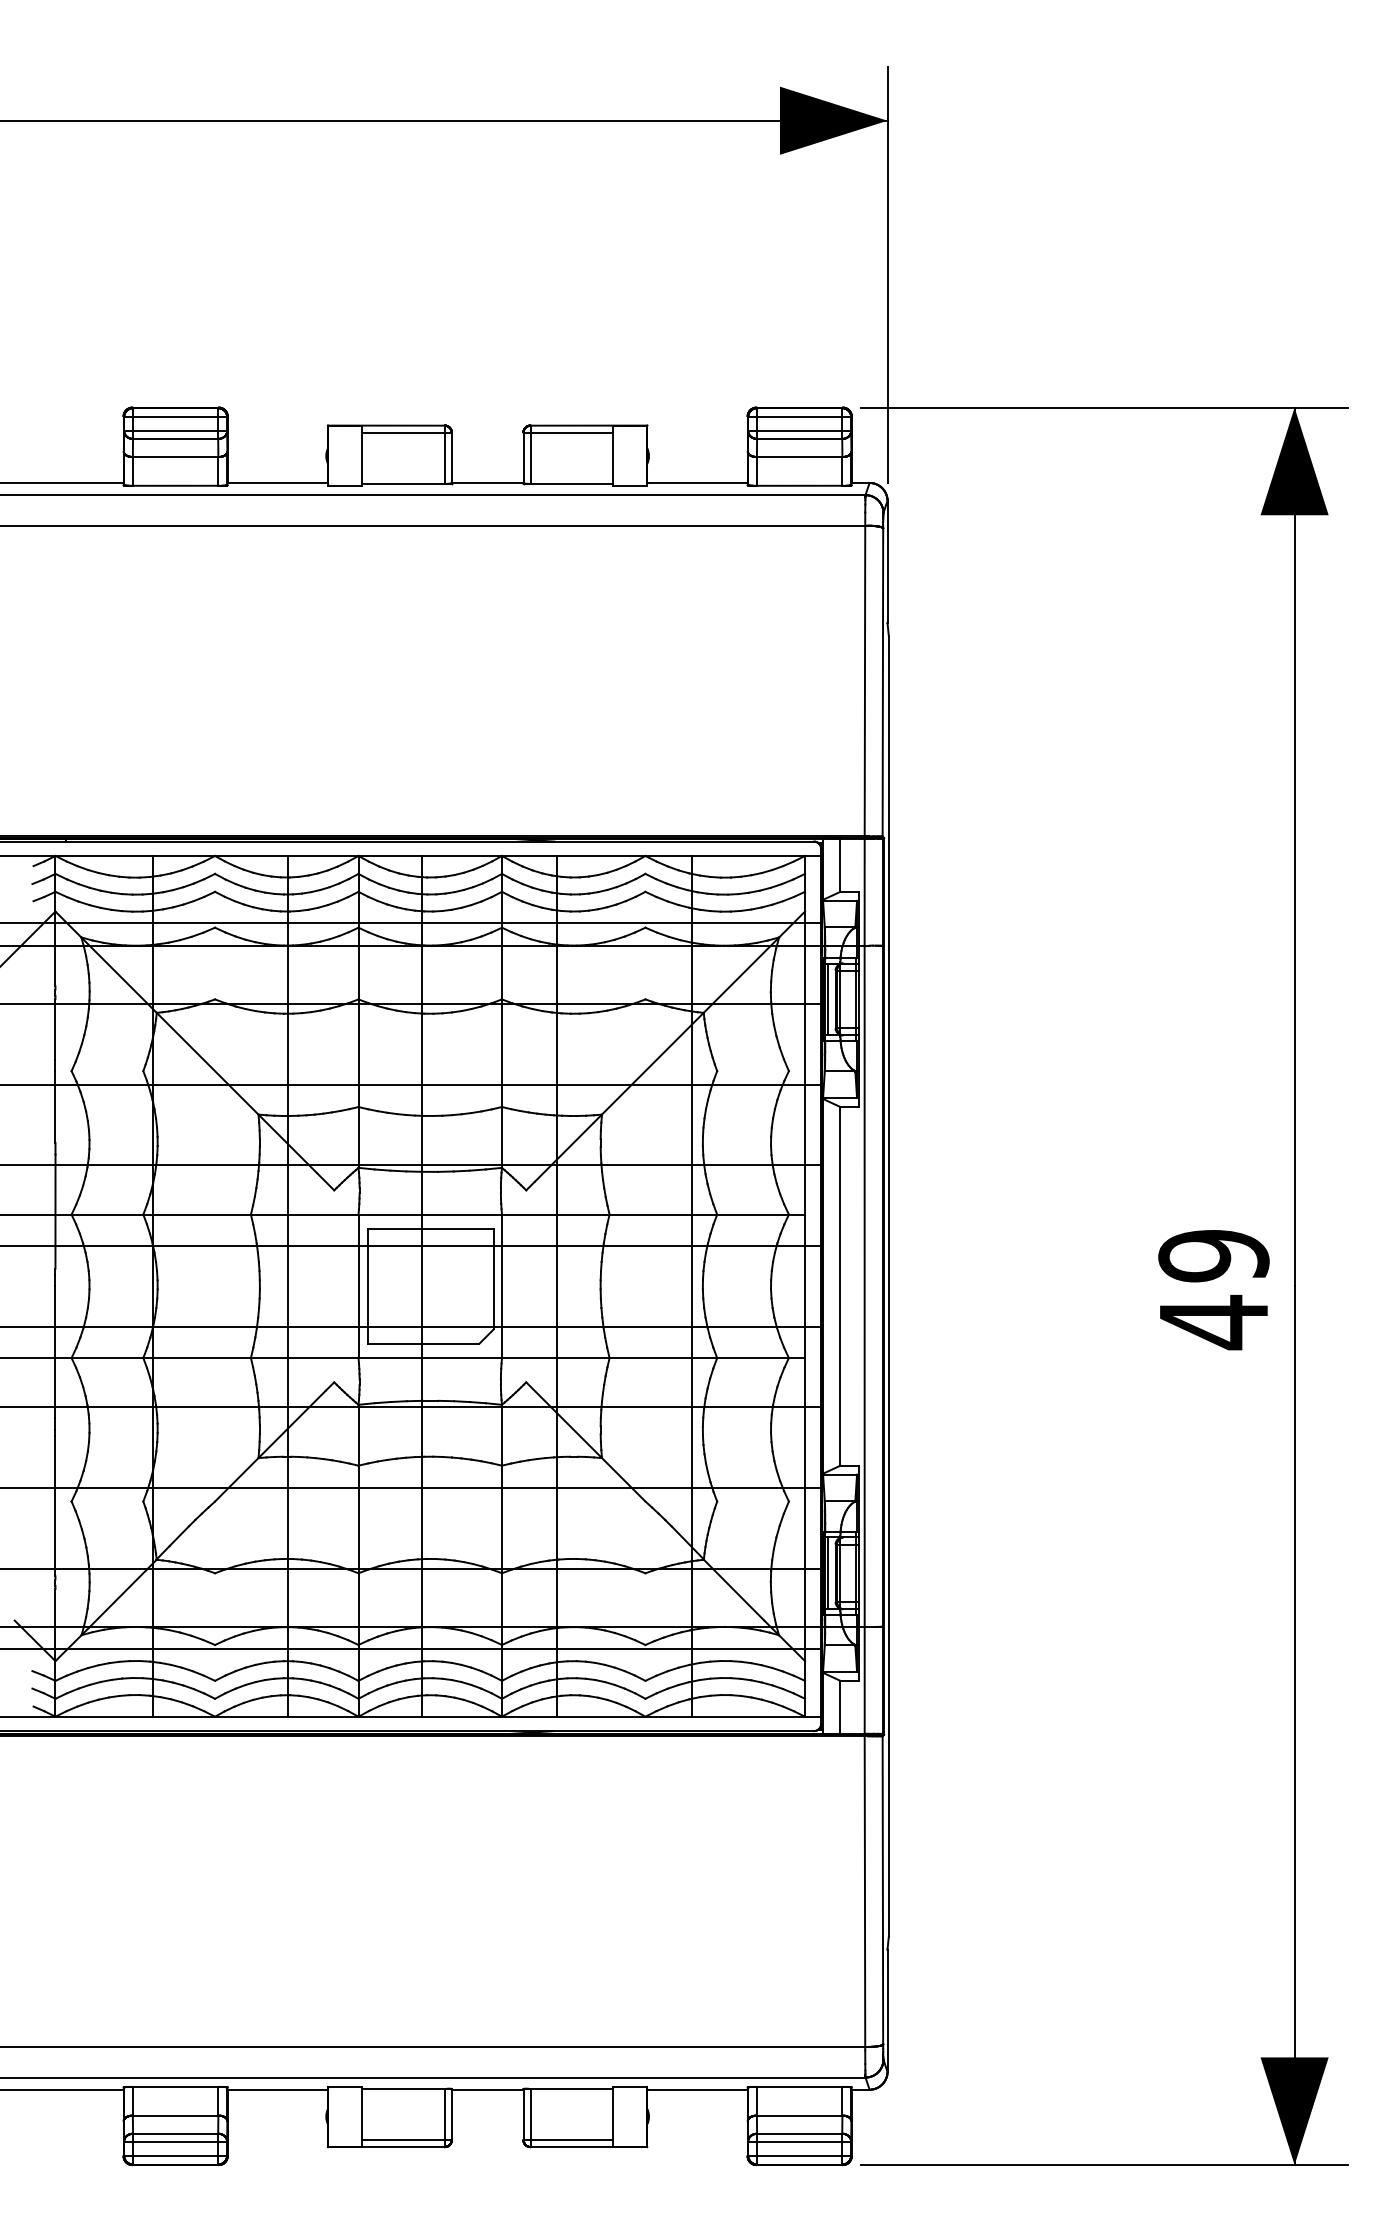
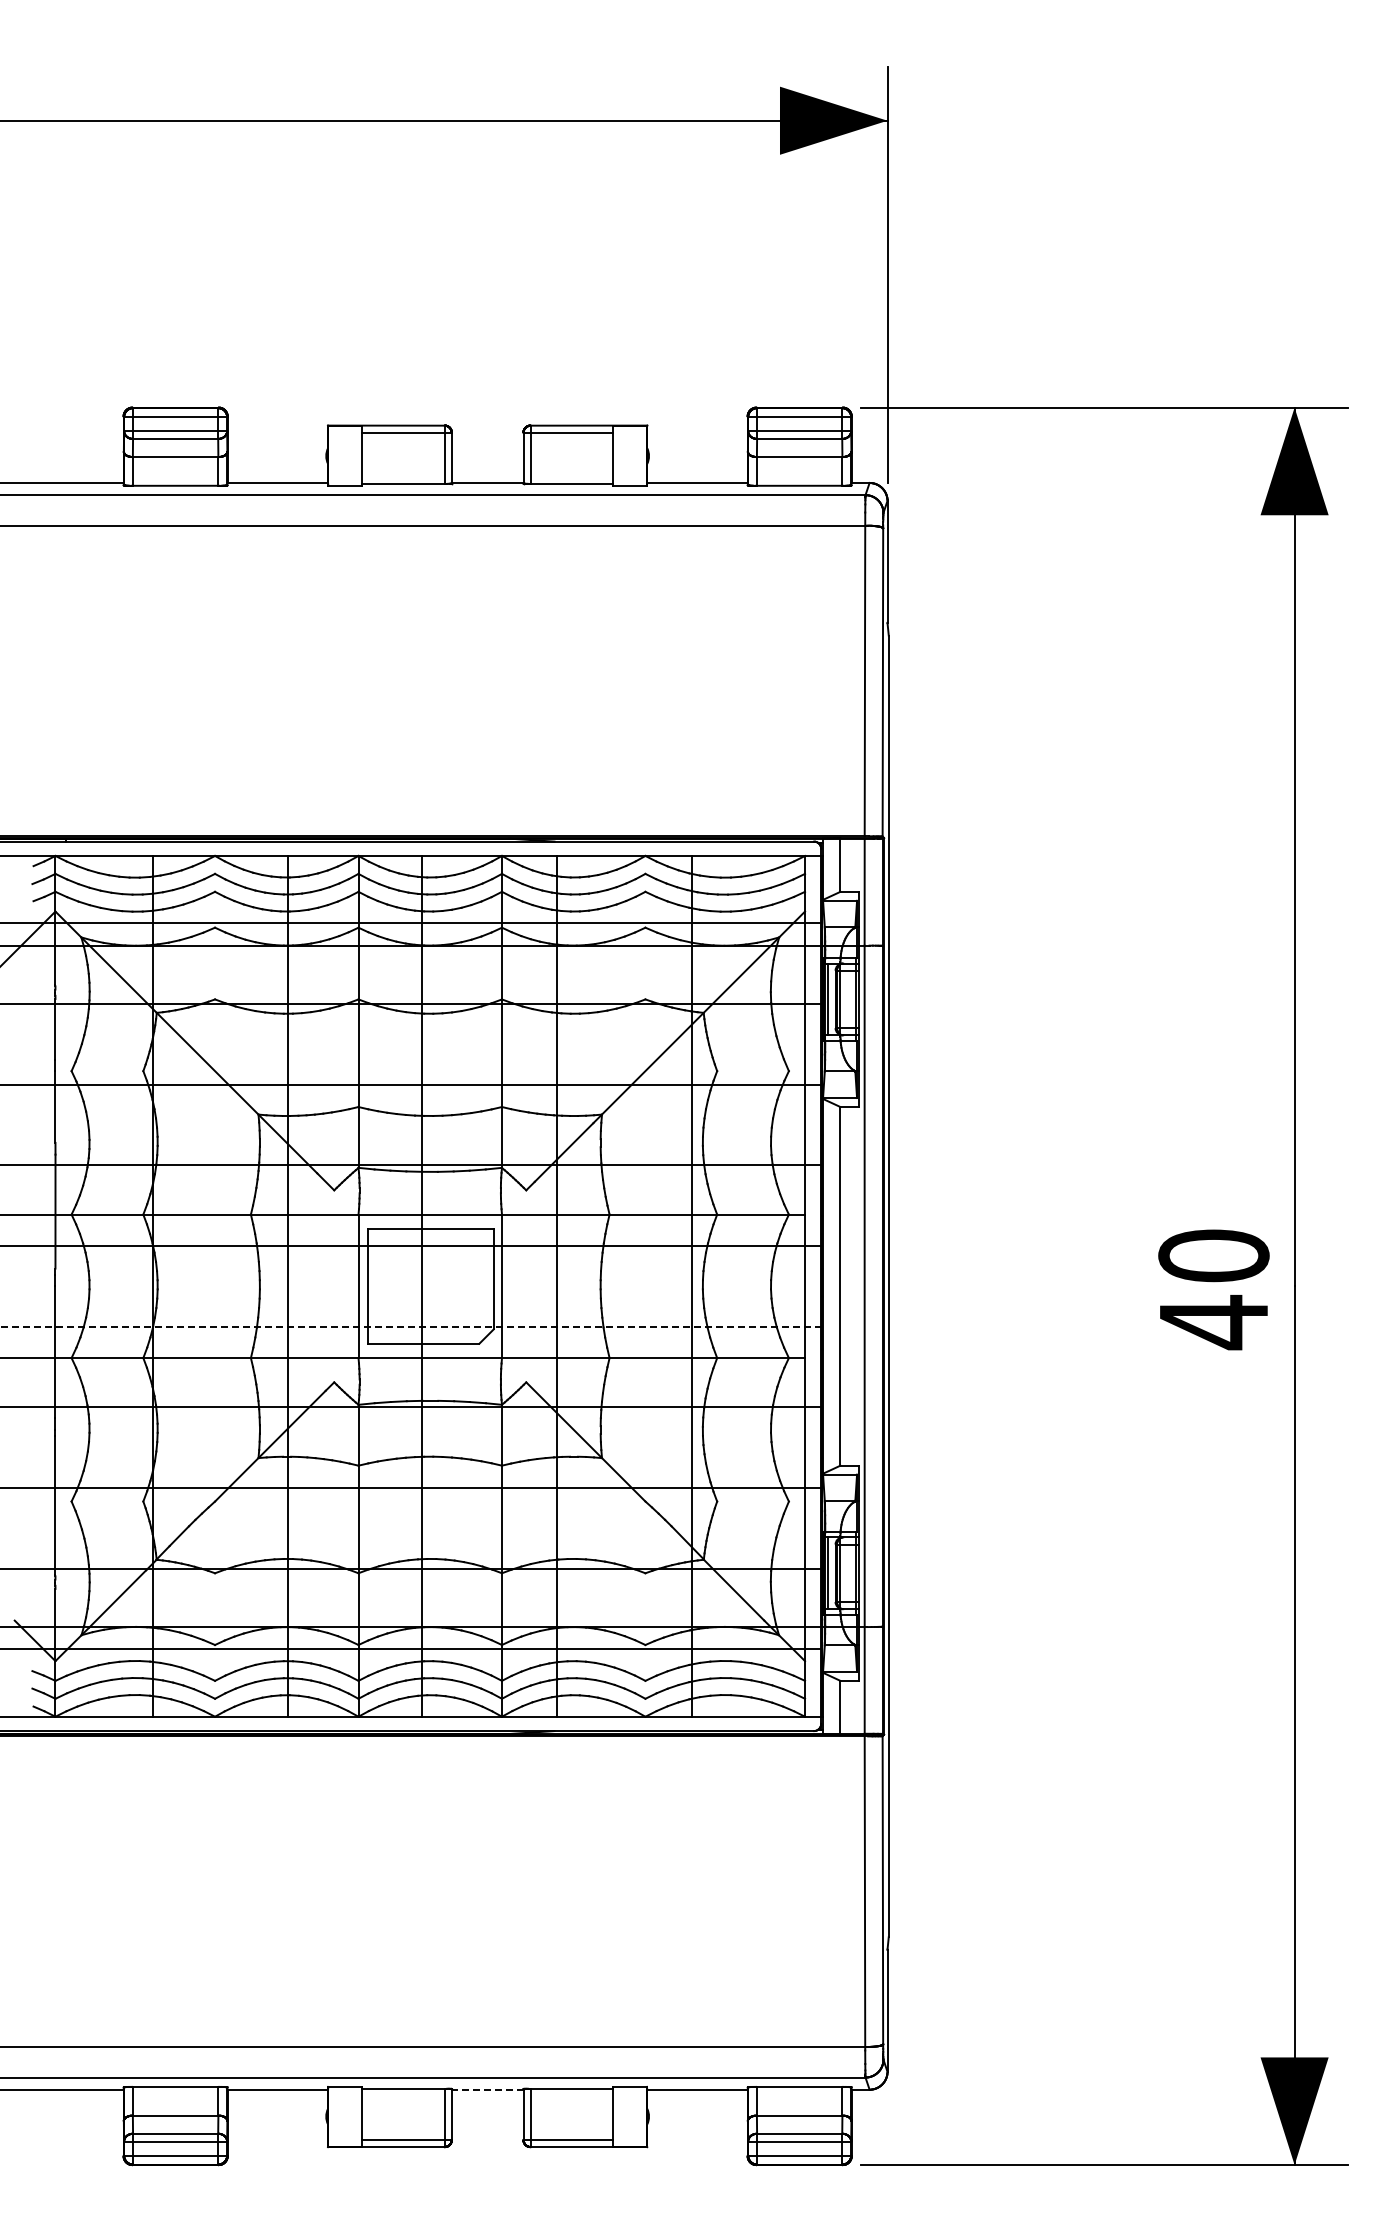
text: 49 -> 40 (1213, 1255)
line: solid -> dashed (411, 1326)
line: solid -> dashed (487, 2089)
